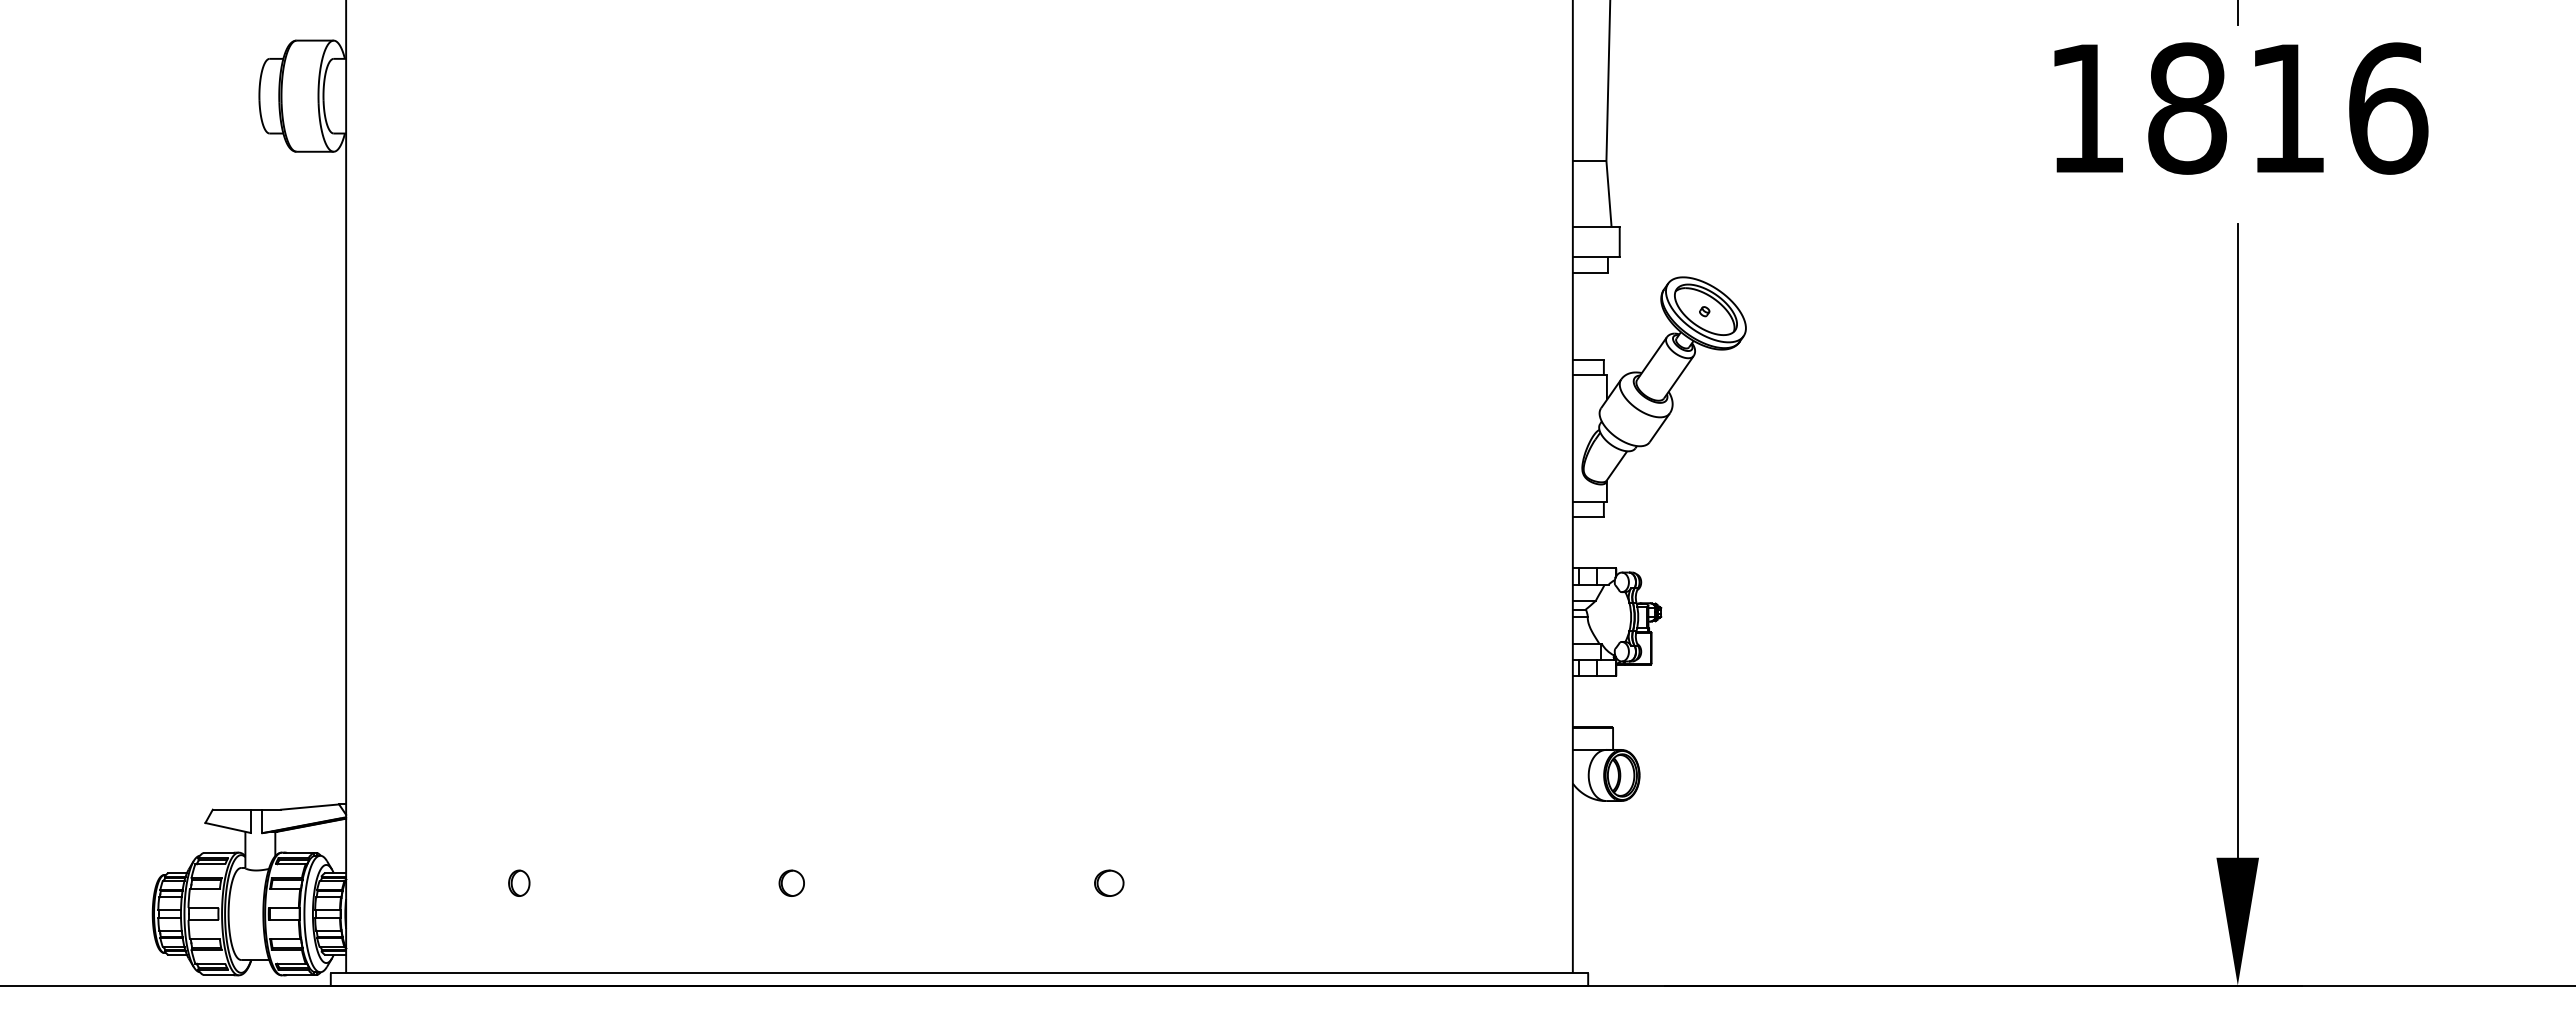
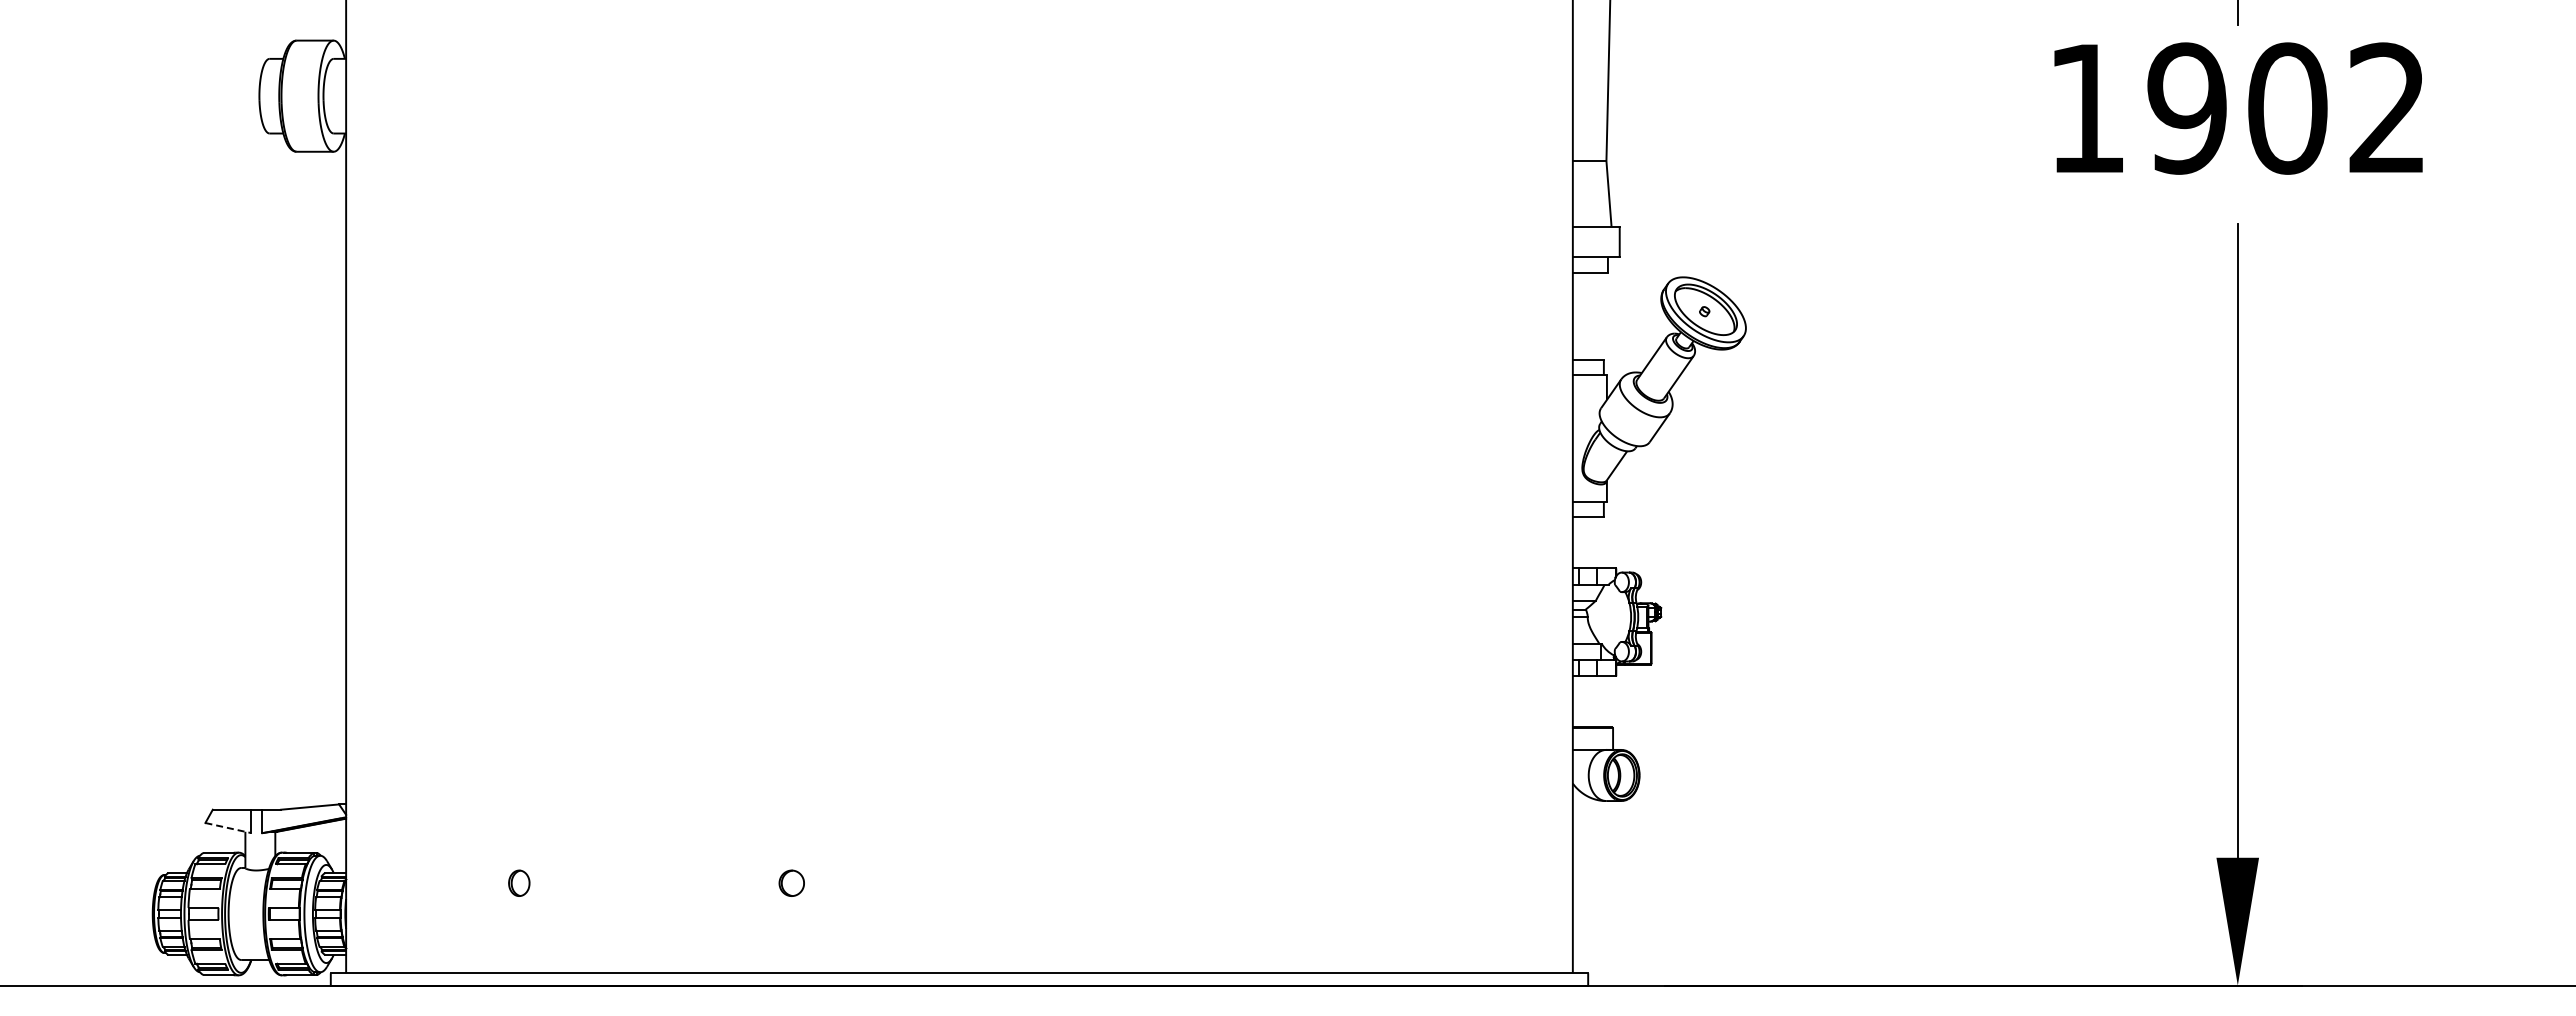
text: 1816 -> 1902 (2287, 108)
line: solid -> dashed (228, 828)
part: present -> none (1109, 882)
